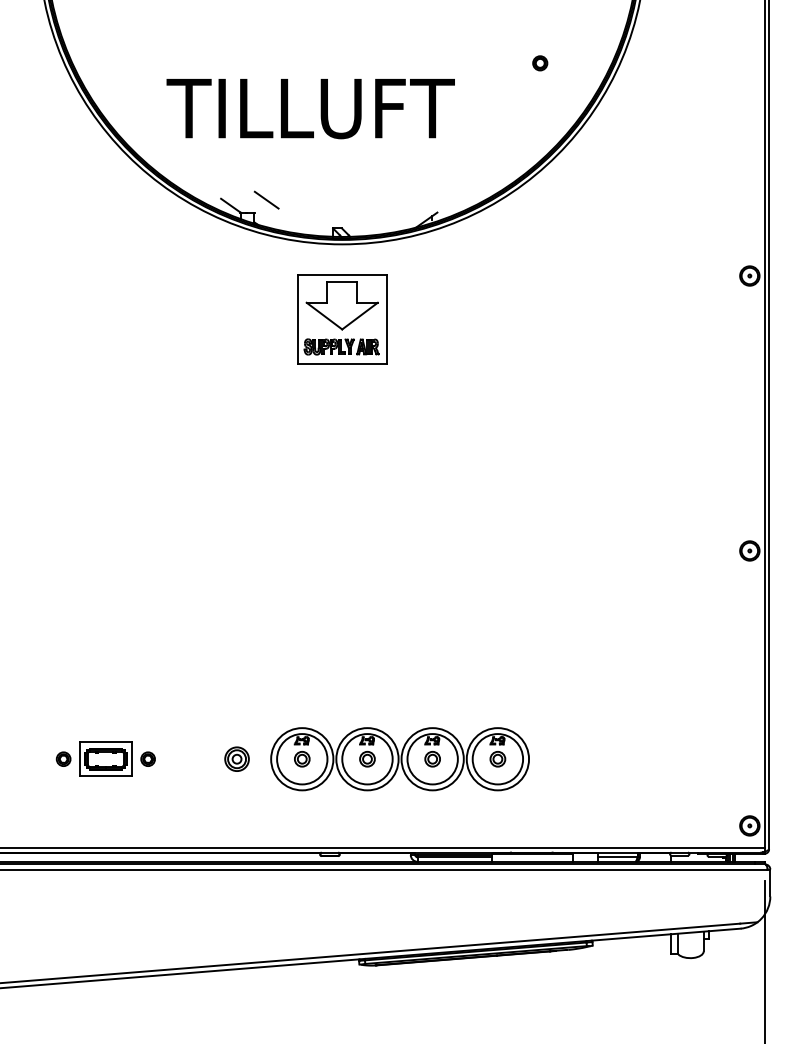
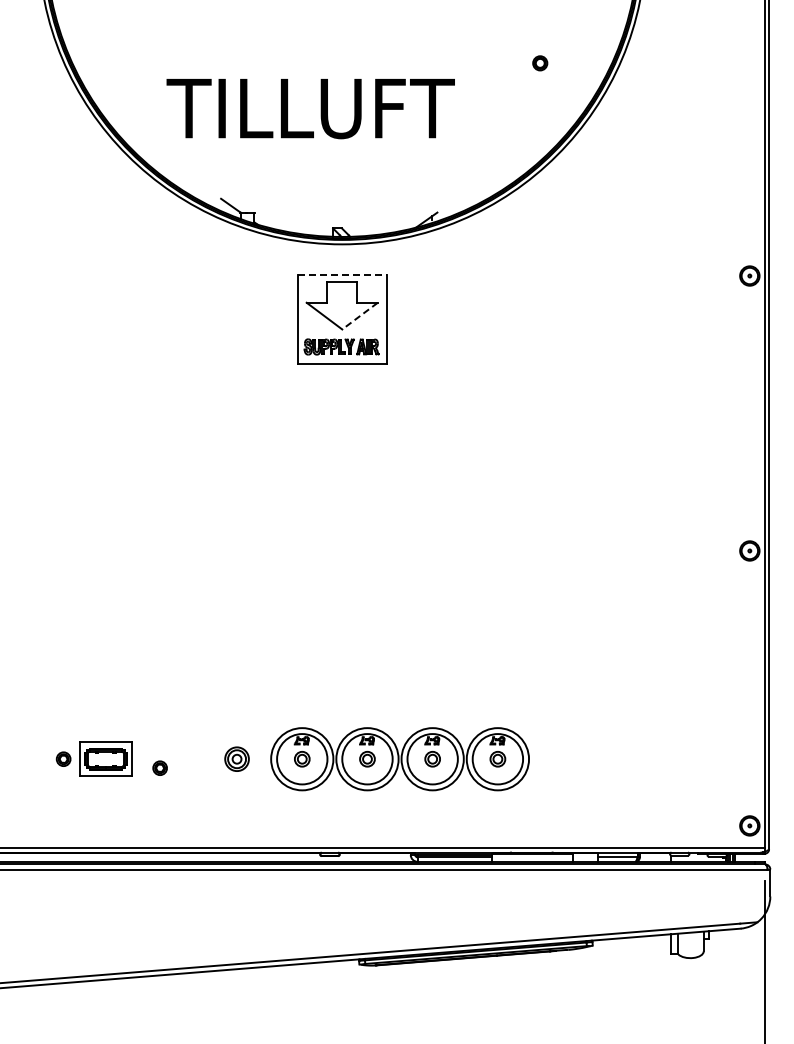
line: present -> none (266, 199)
line: solid -> dashed (342, 274)
line: solid -> dashed (359, 316)
part position: (147, 758) -> (159, 767) (159, 767)
